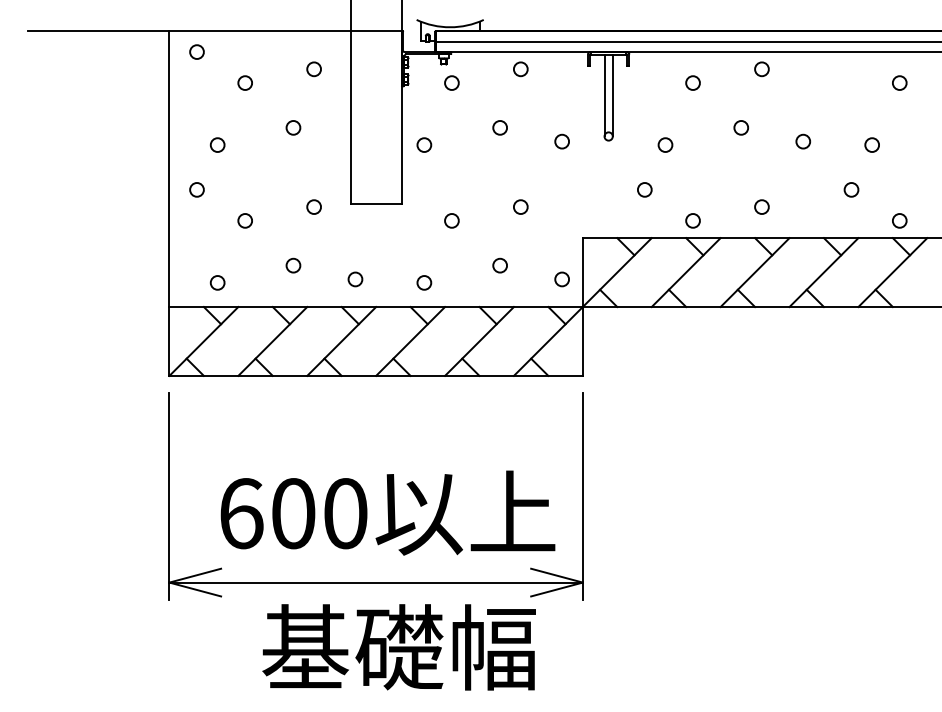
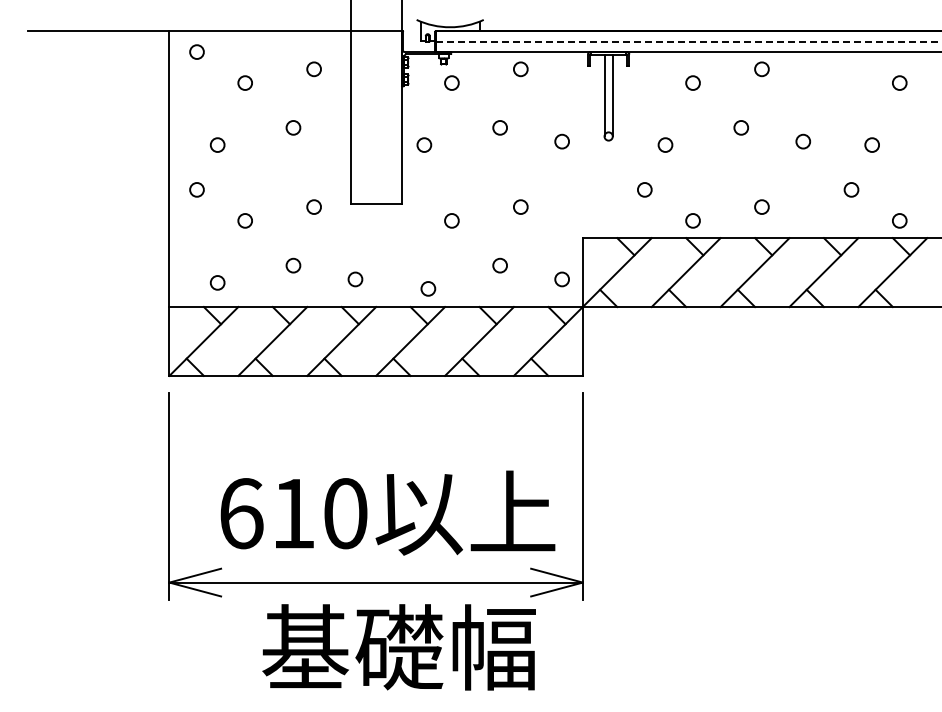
line: solid -> dashed (689, 41)
circle position: (424, 282) -> (428, 288) (428, 288)
text: 600 -> 610 (293, 513)
